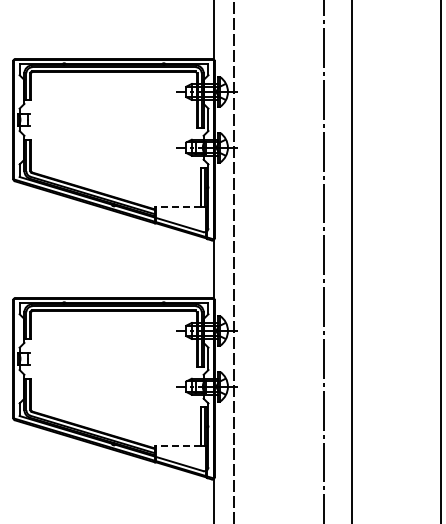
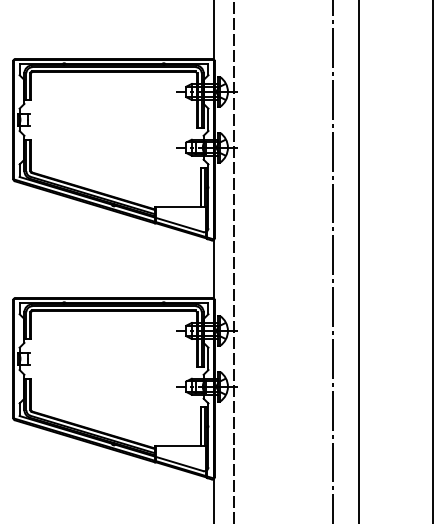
line: dashed -> solid (177, 207)
line position: (324, 261) -> (333, 261) (333, 261)
line position: (352, 261) -> (359, 261) (359, 261)
line position: (440, 261) -> (432, 261) (432, 261)
line: dashed -> solid (177, 446)
